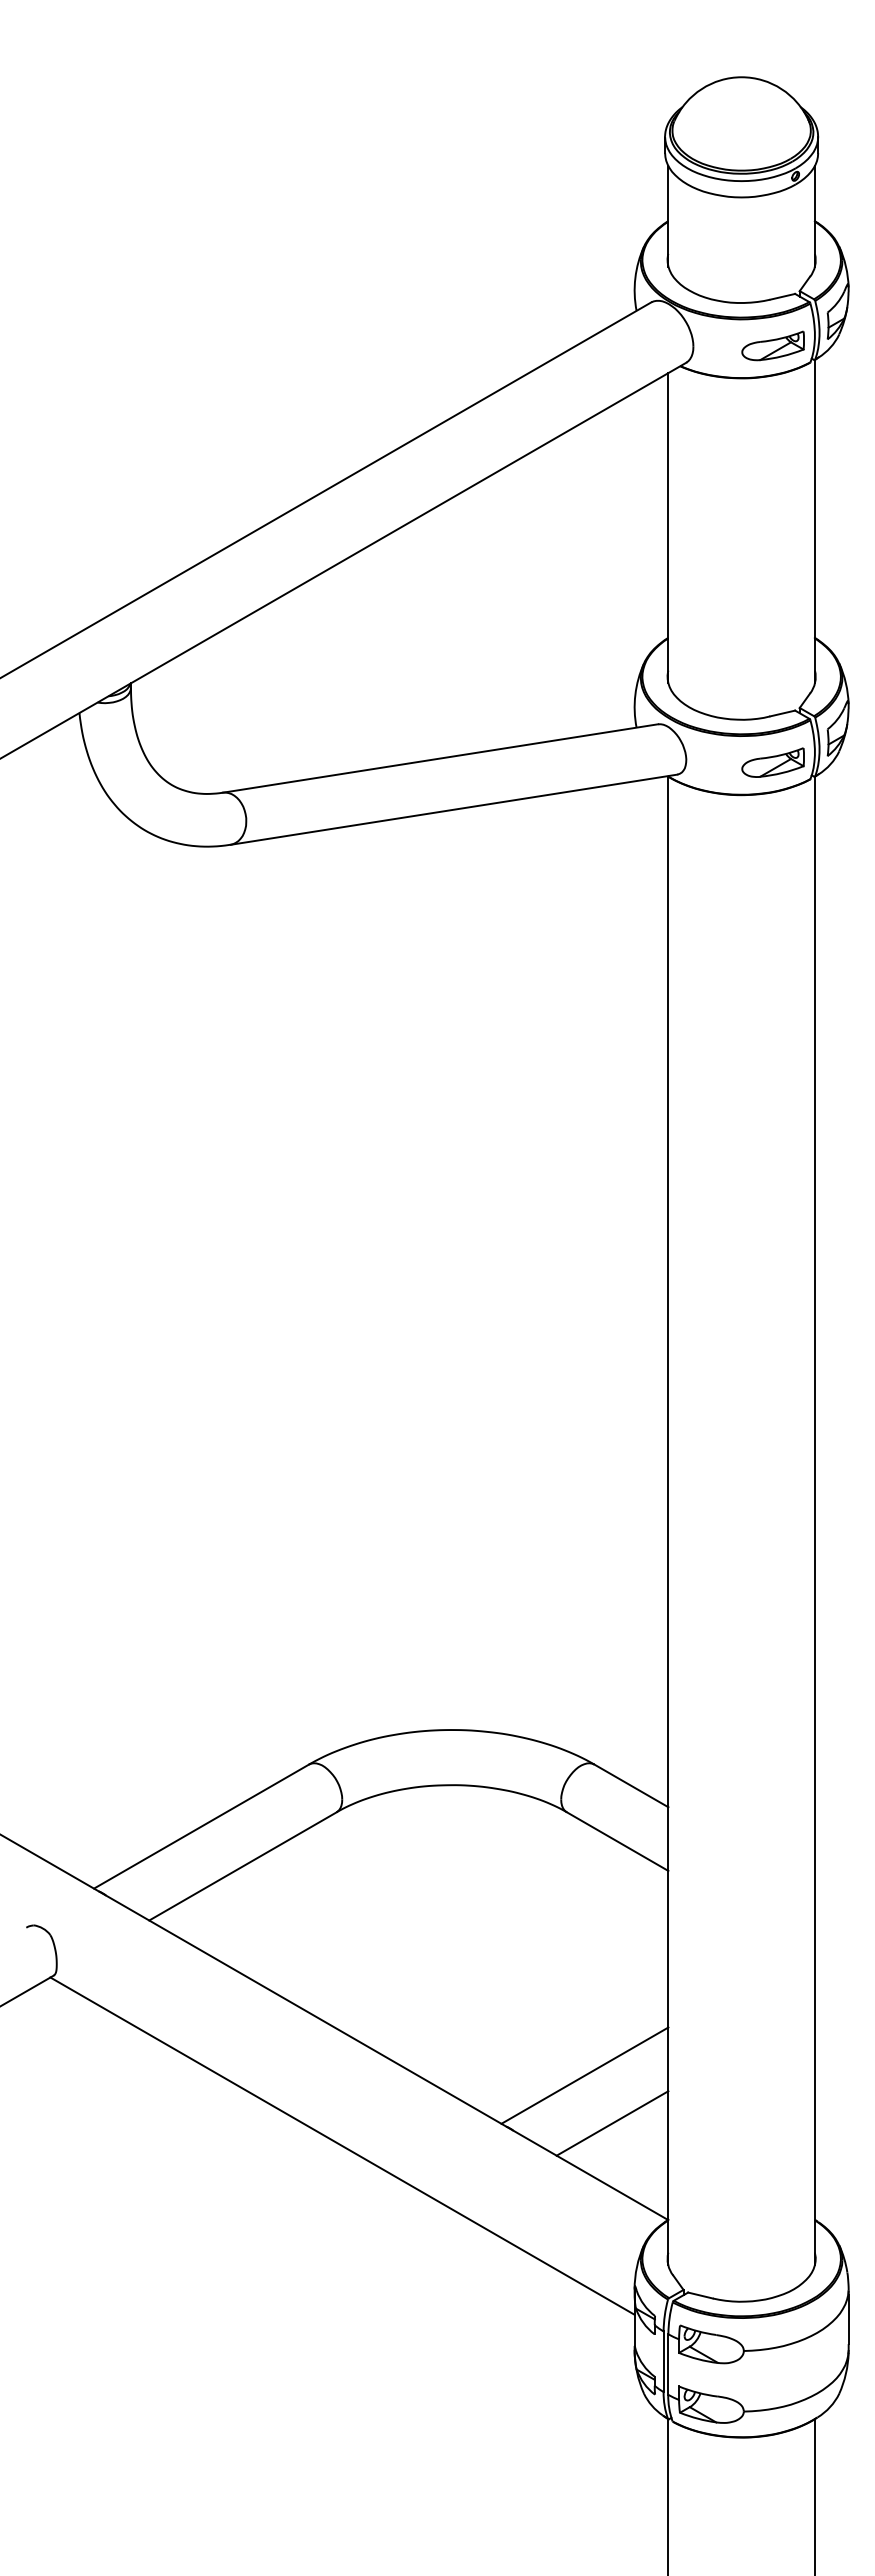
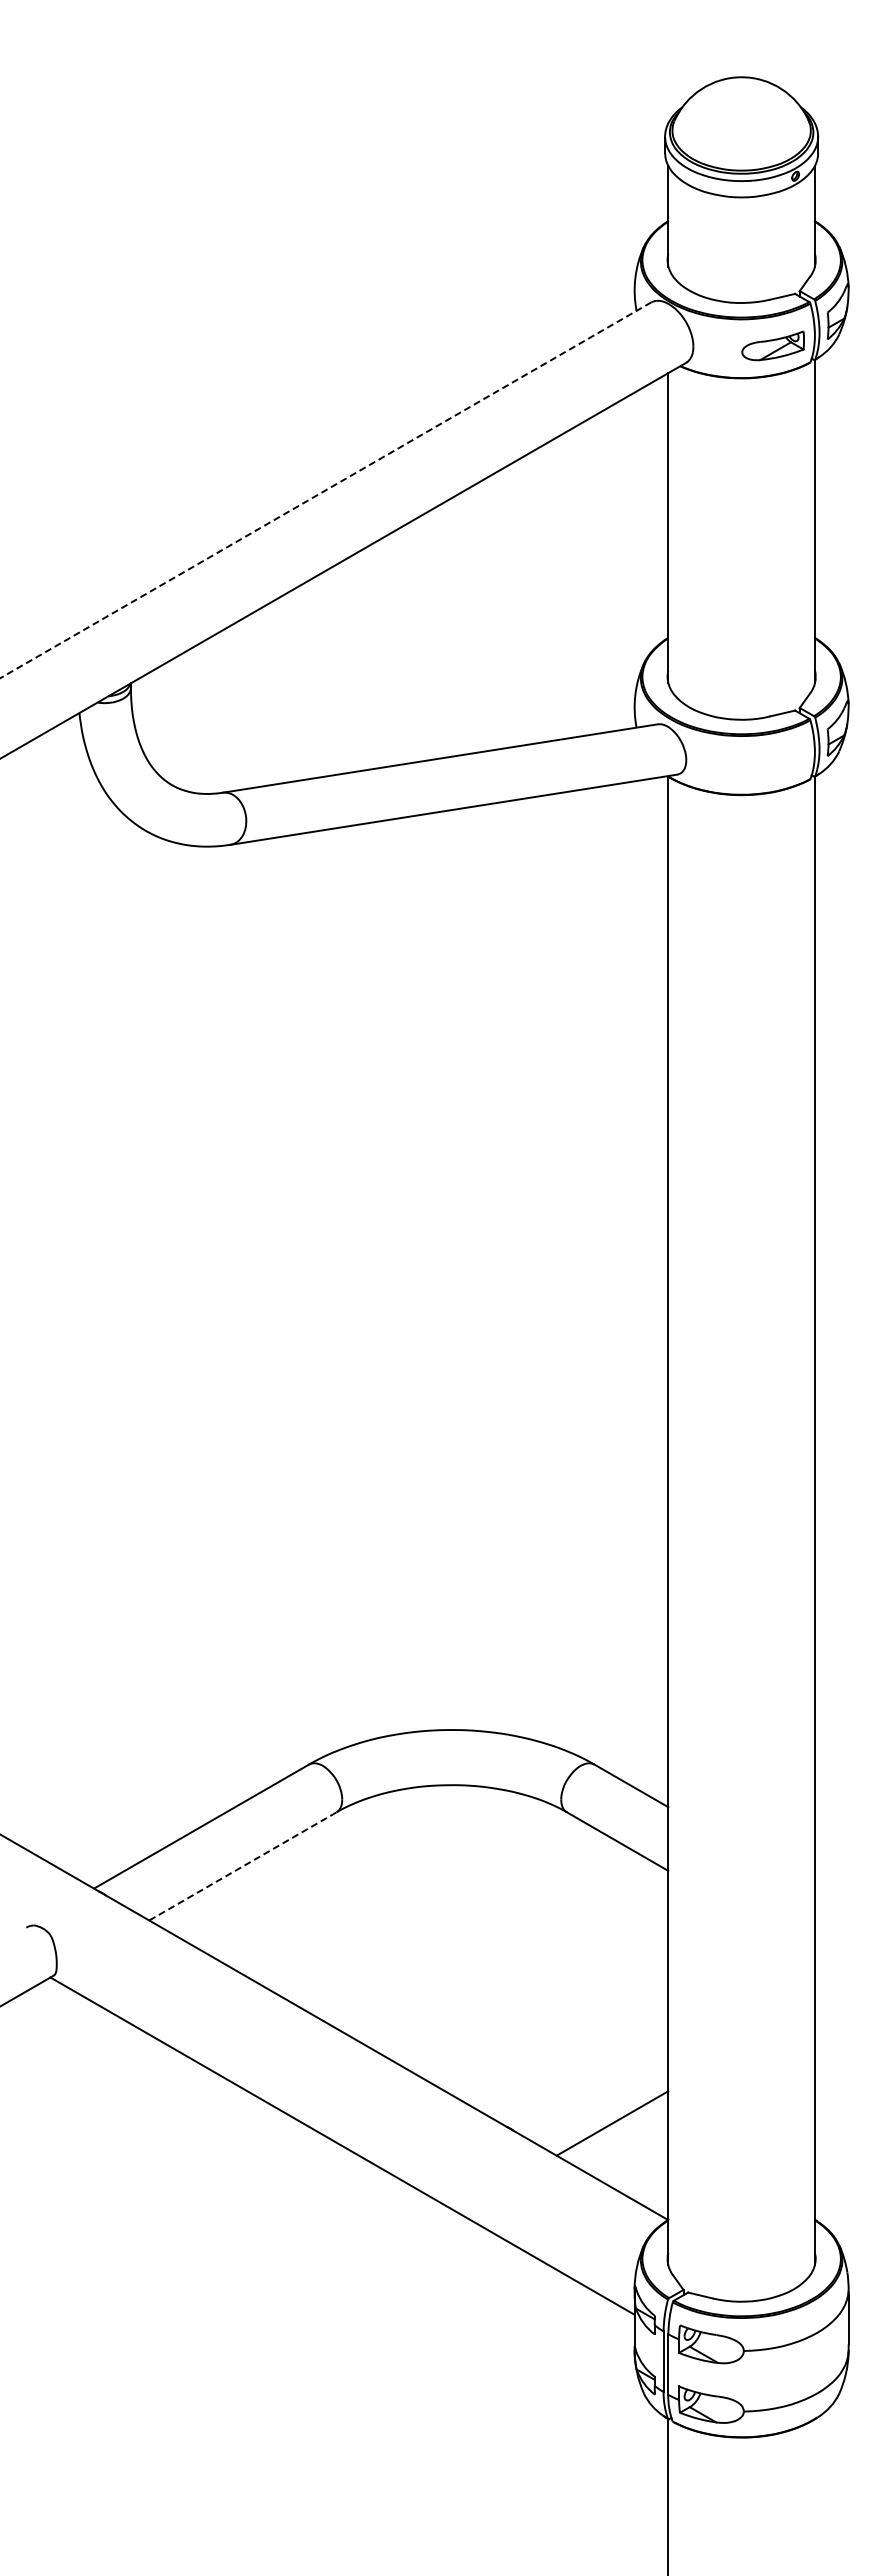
line: solid -> dashed (325, 490)
part: present -> none (772, 762)
line: solid -> dashed (243, 1866)
line: present -> none (584, 2075)
line: present -> none (814, 2495)
